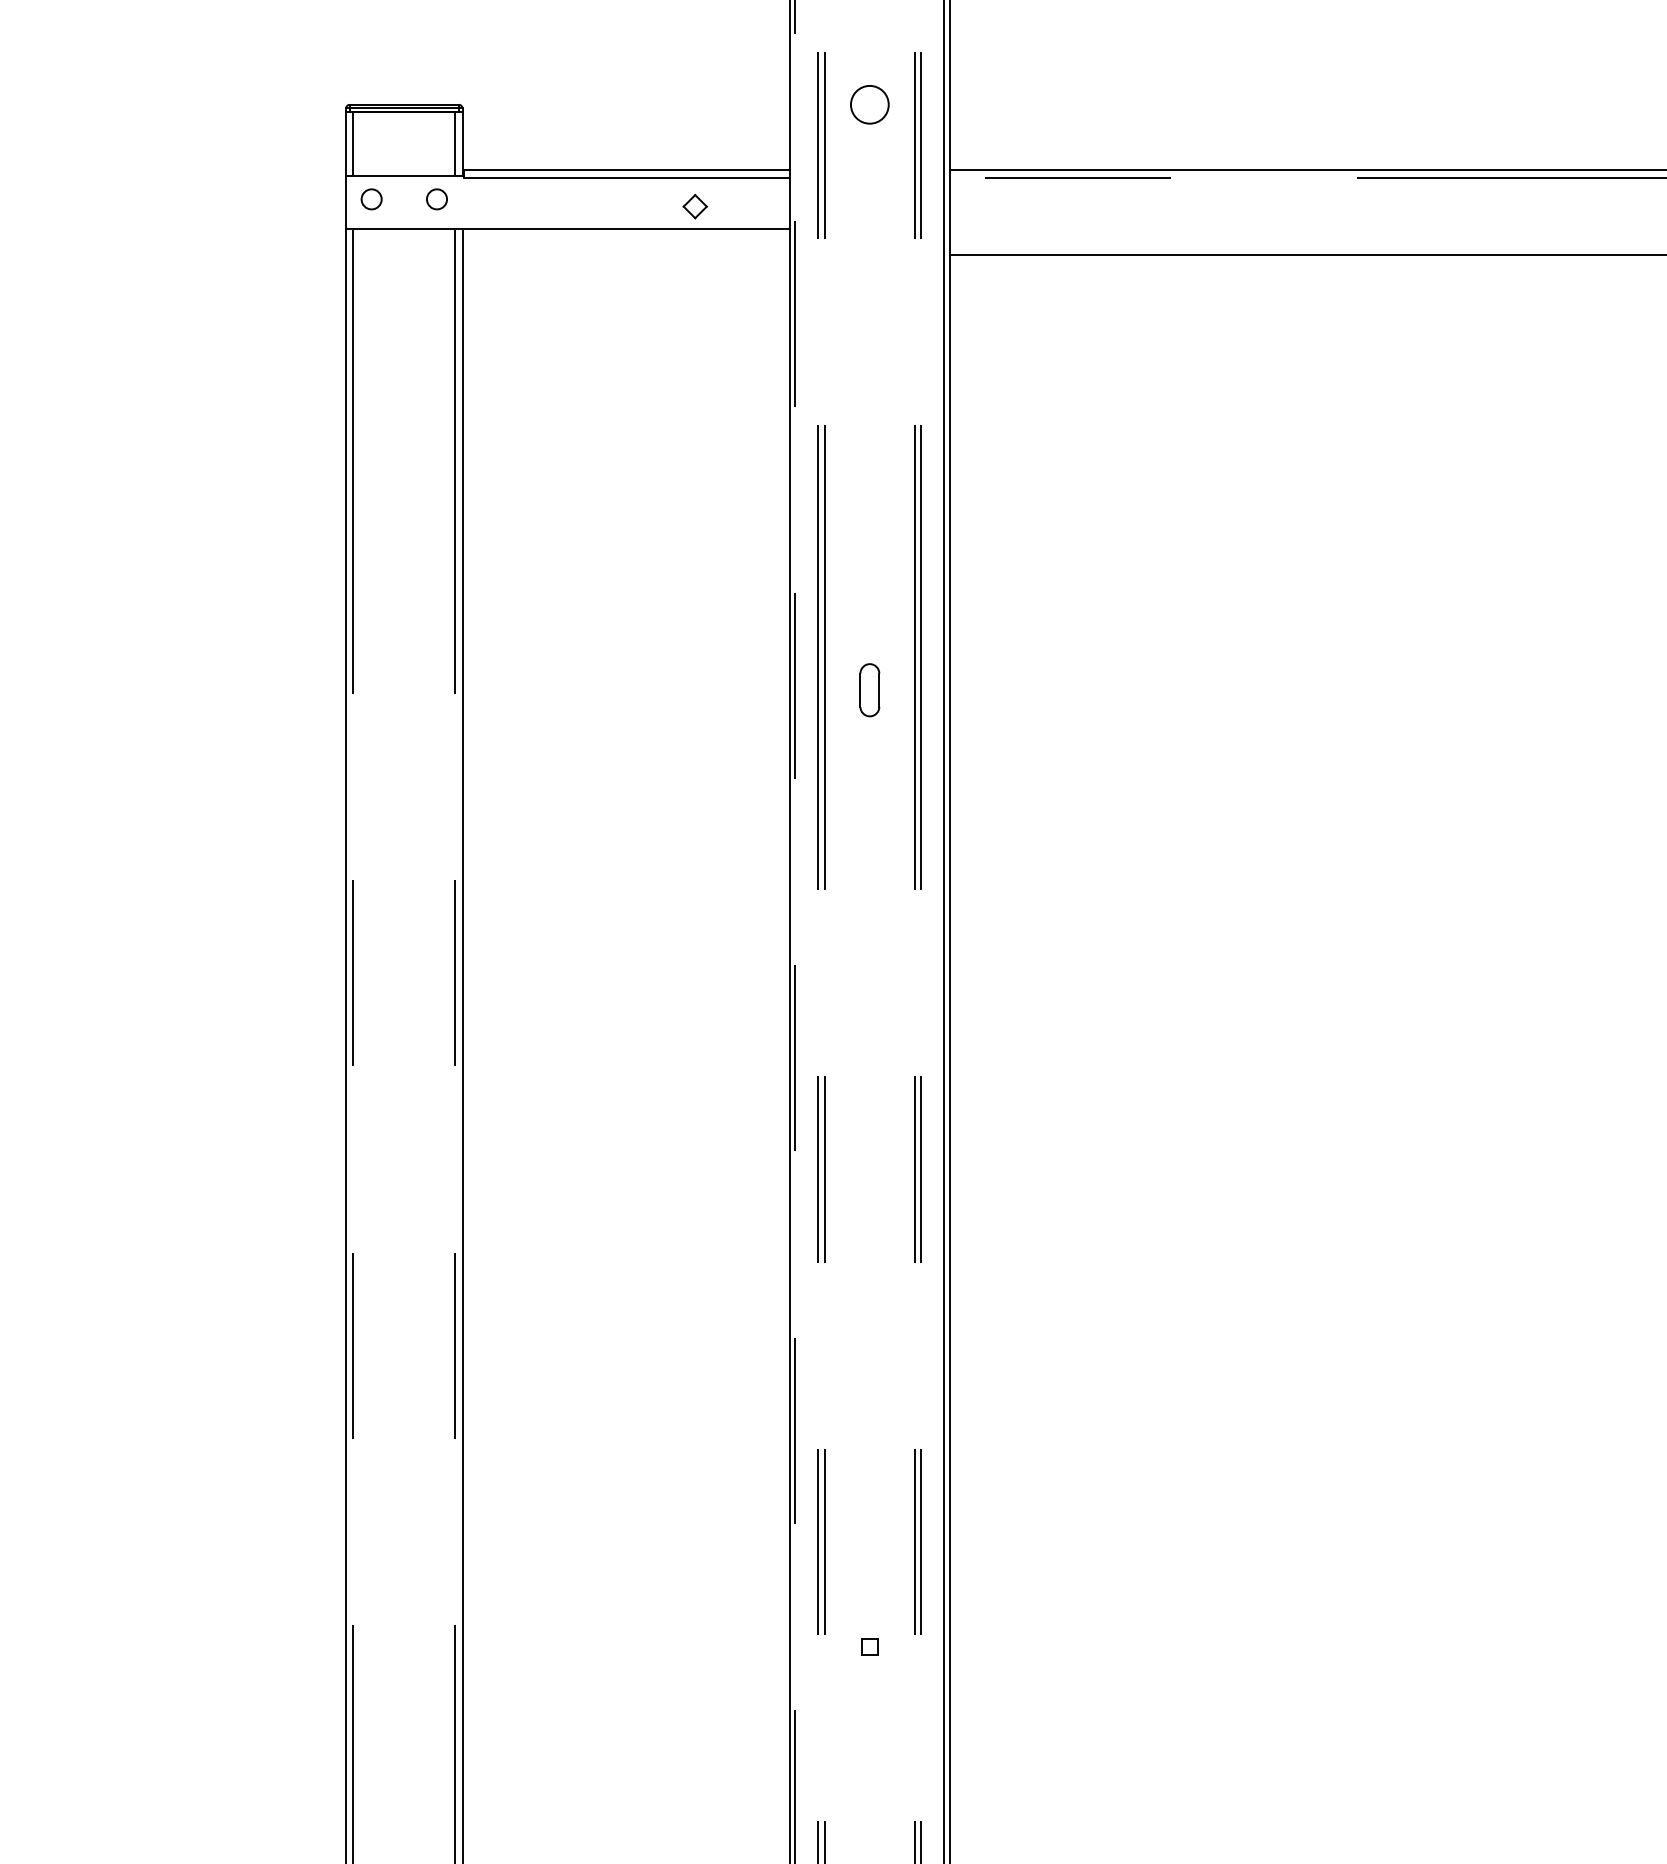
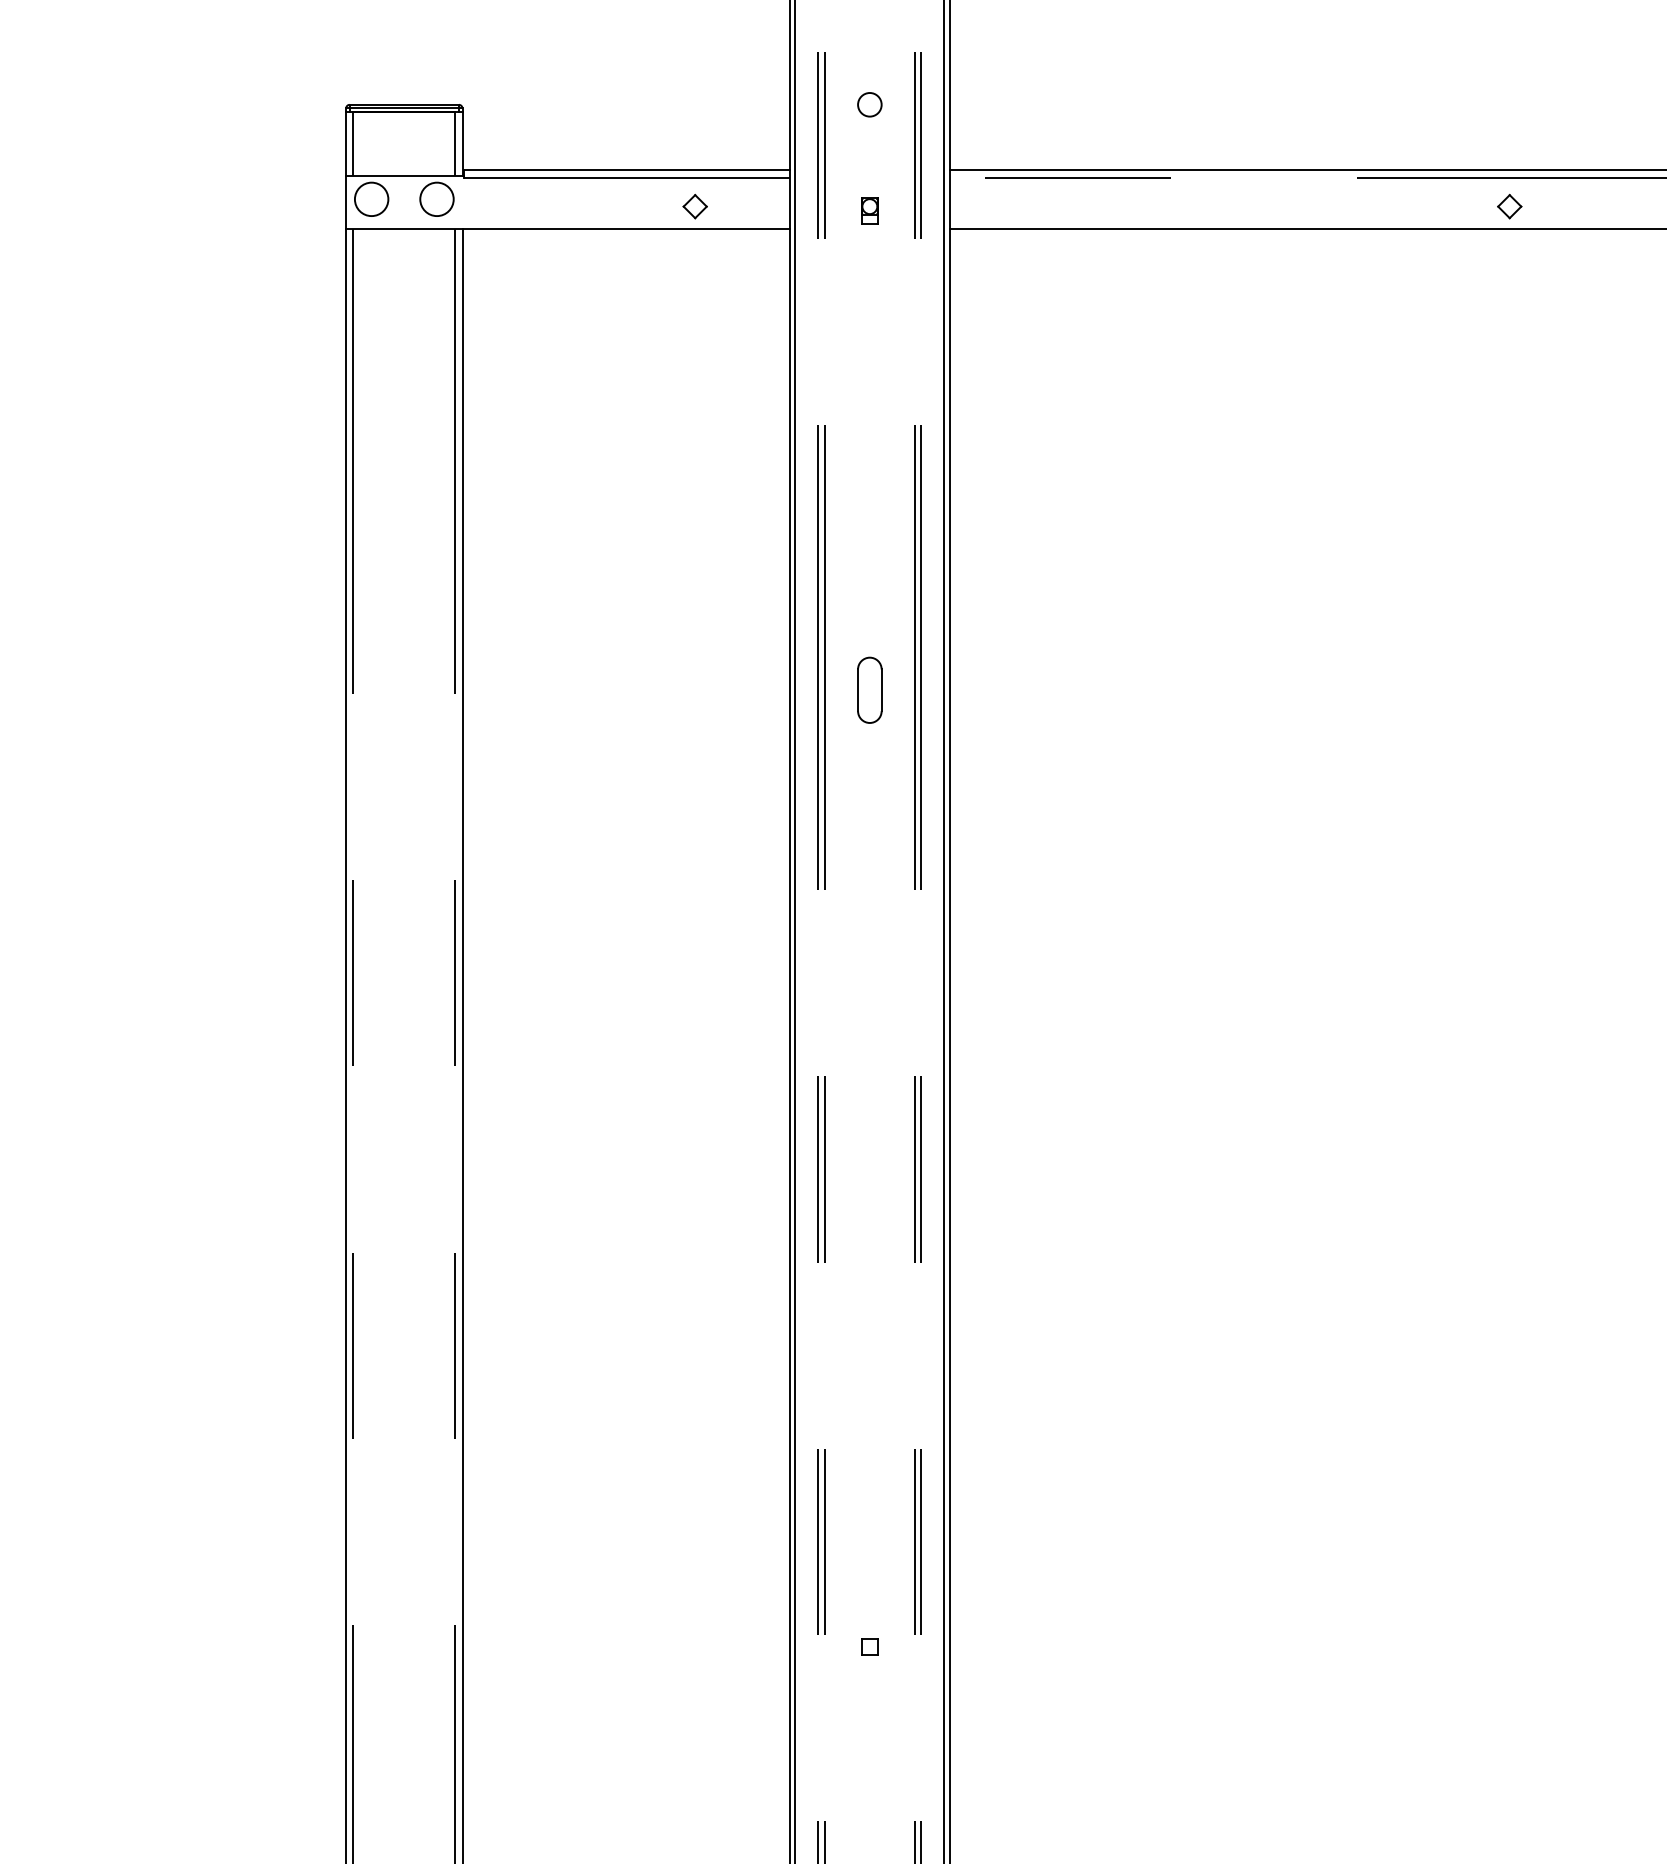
circle diameter: 38 px -> 24 px (869, 104)
circle diameter: 20 px -> 33 px (371, 199)
circle diameter: 20 px -> 33 px (436, 199)
part: none -> present (1509, 206)
part: none -> present (869, 210)
line position: (1306, 254) -> (1306, 228) (1306, 228)
part size: 22x55 px -> 26x68 px (869, 689)
line: dashed -> solid (795, 931)
